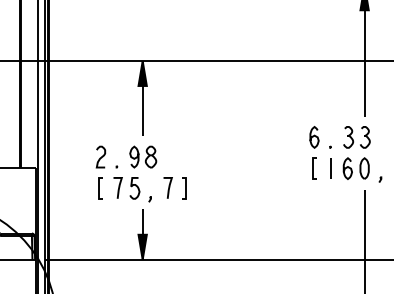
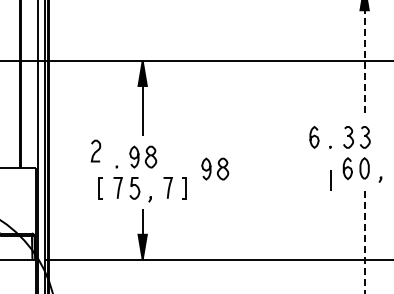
line: solid -> dashed (364, 58)
curve position: (101, 156) -> (96, 150) (96, 150)
part: none -> present (215, 168)
line: present -> none (313, 168)
line position: (330, 168) -> (330, 180) (330, 180)
line: solid -> dashed (364, 241)
